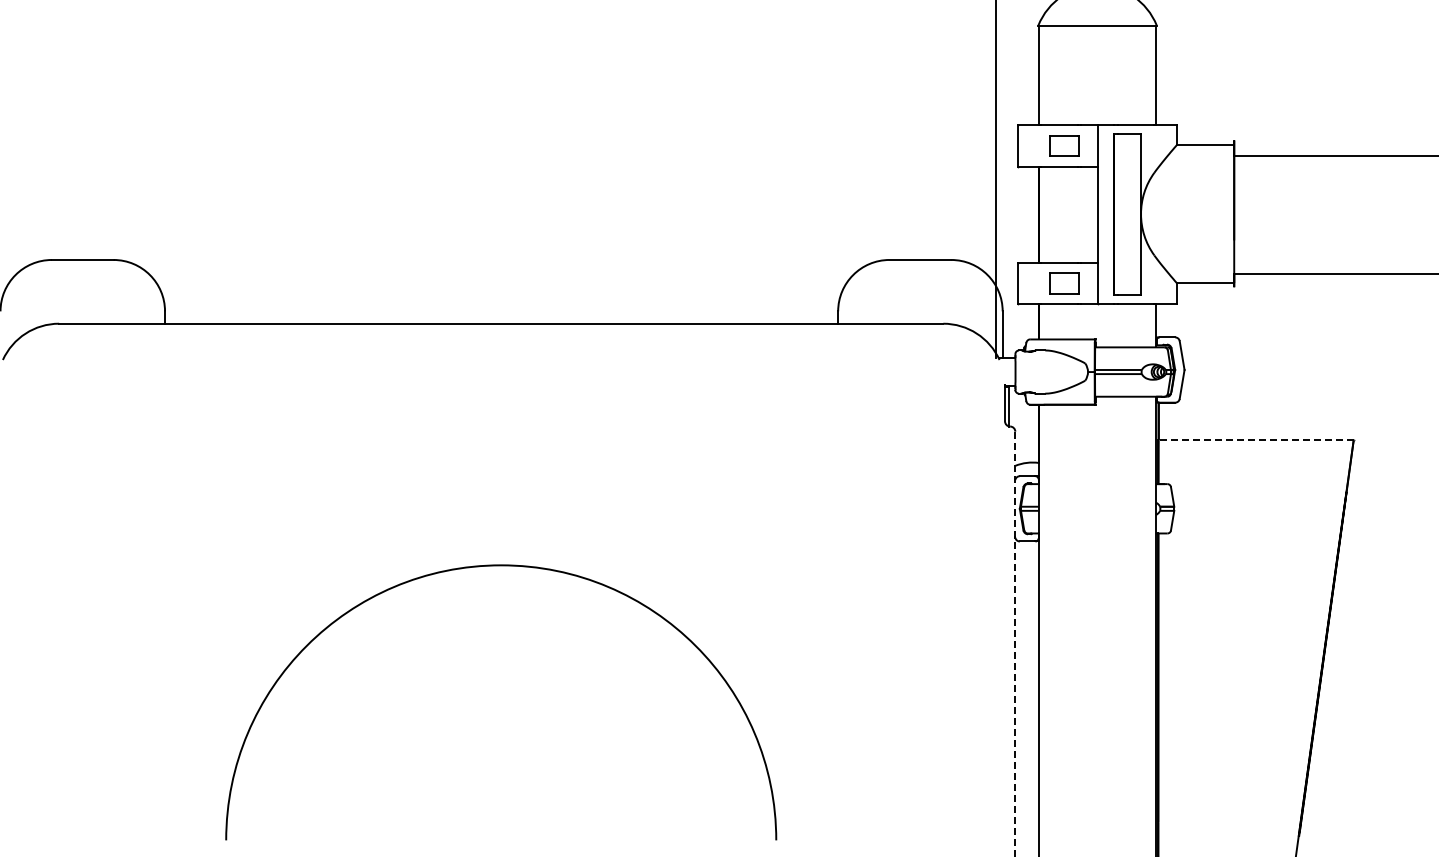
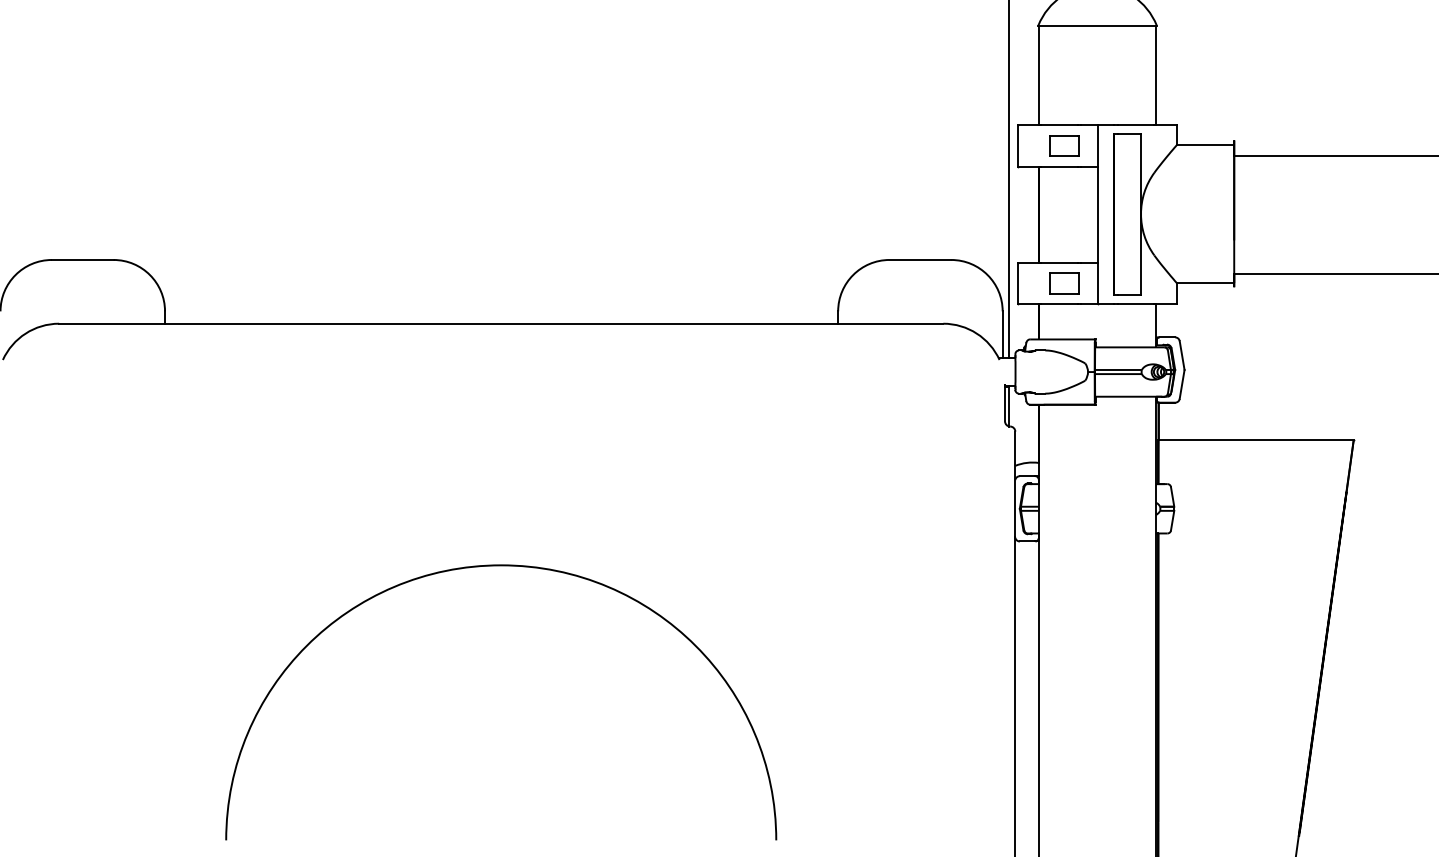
line position: (996, 180) -> (1009, 180) (1009, 180)
line: dashed -> solid (1255, 440)
line: dashed -> solid (1015, 644)
